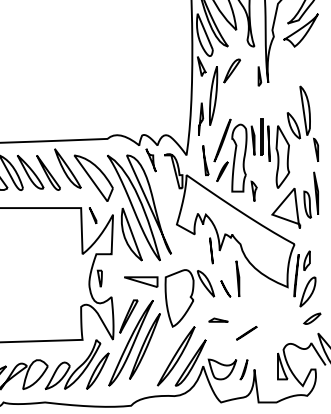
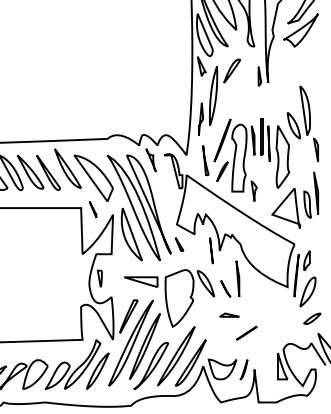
line position: (92, 215) -> (92, 209) (92, 209)
part: none -> present (179, 244)
part position: (218, 319) -> (229, 314) (229, 314)
part: none -> present (150, 365)
